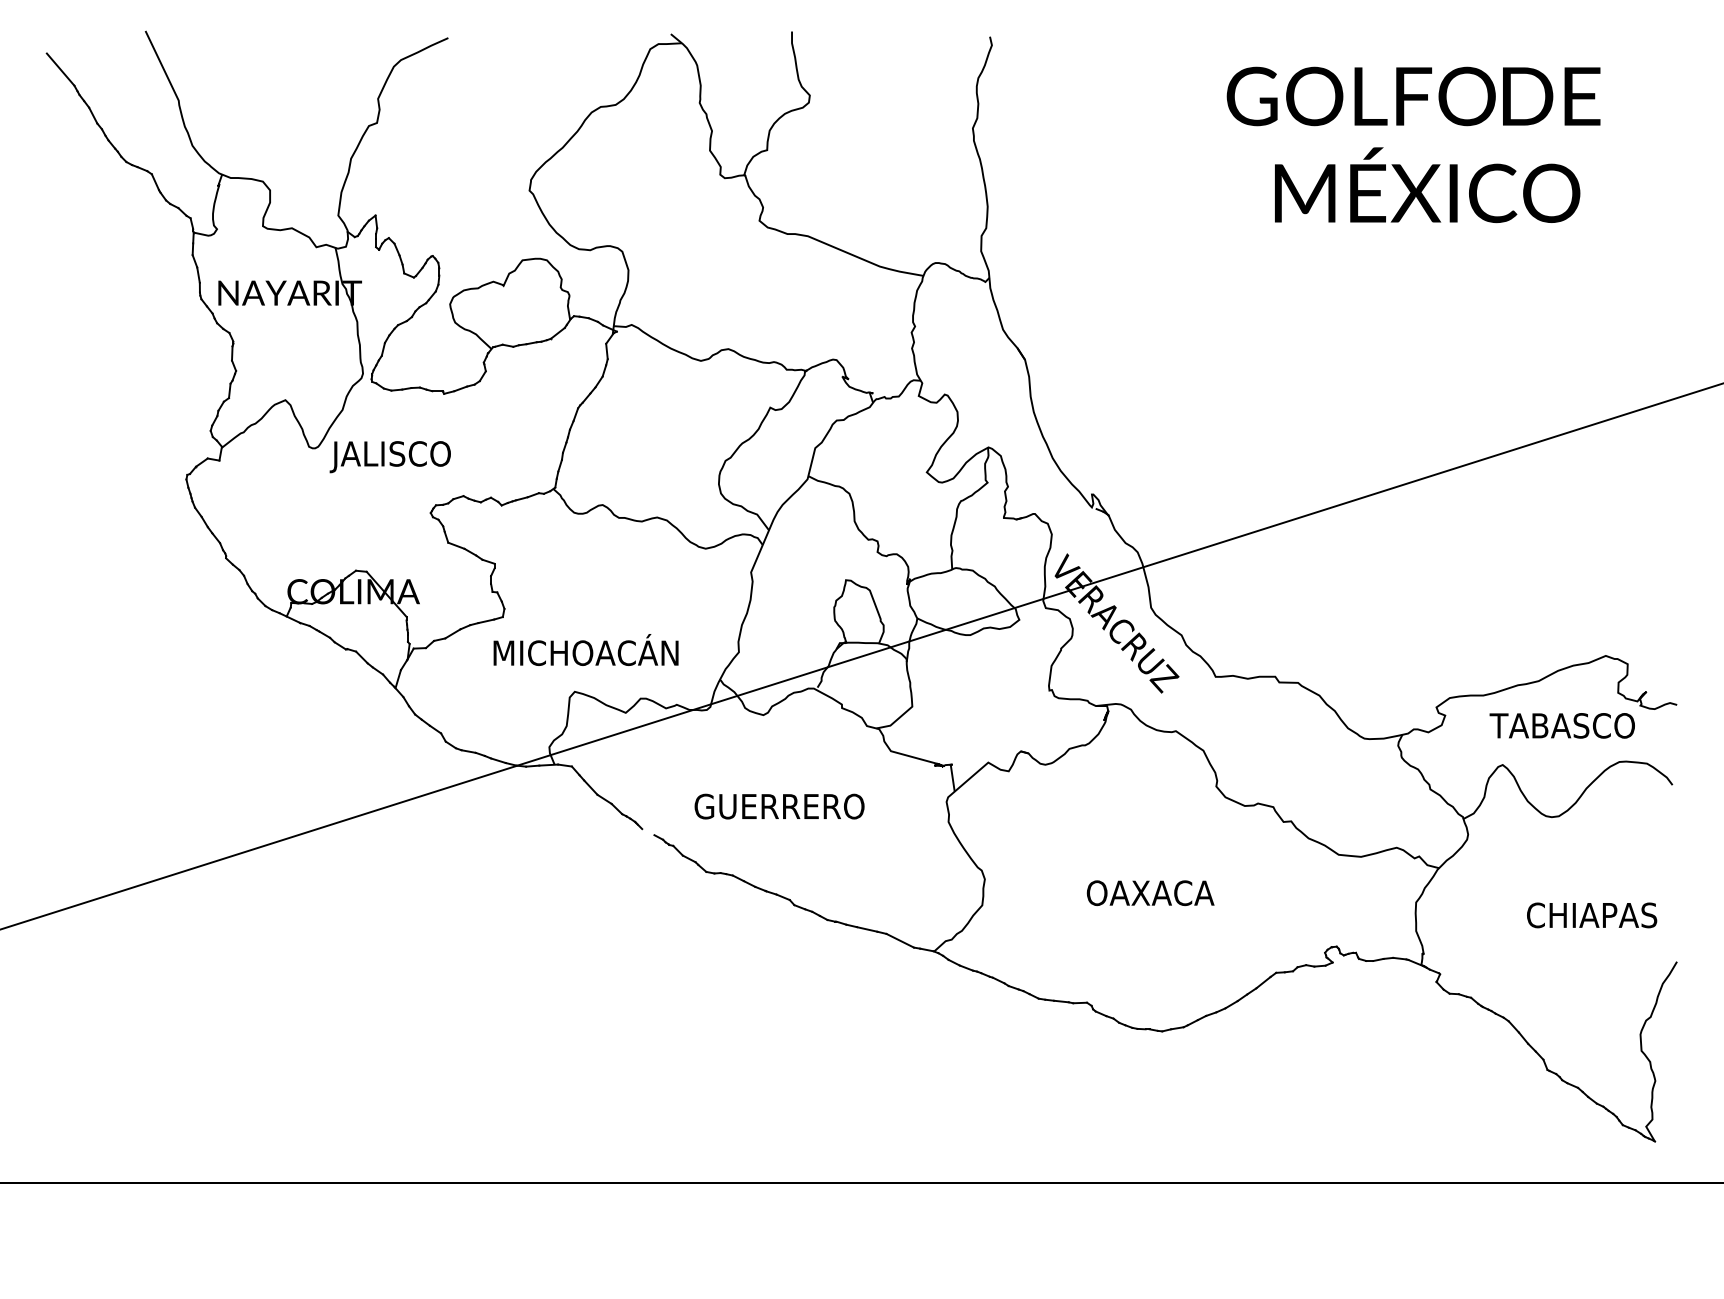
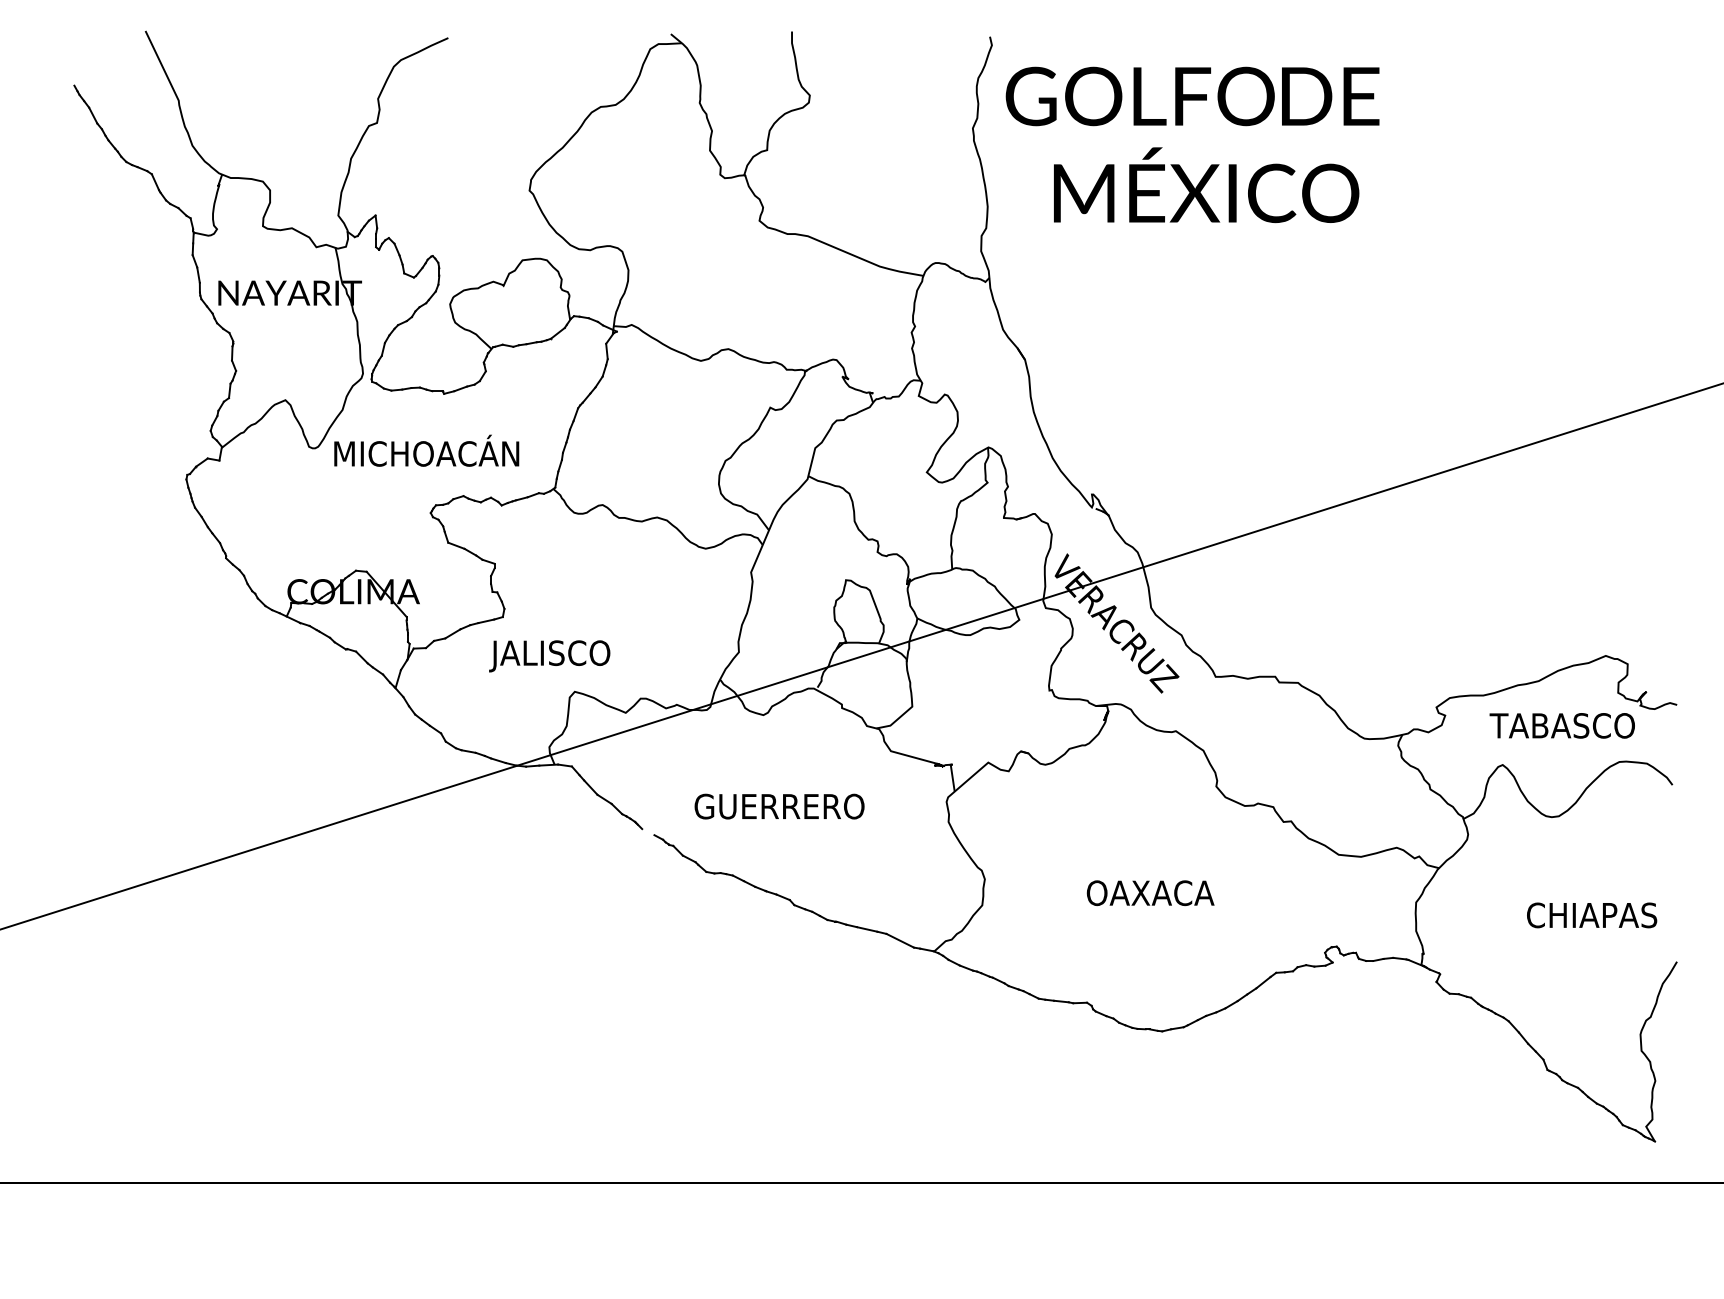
line: present -> none (60, 69)
text position: (1413, 144) -> (1192, 144) (1192, 144)
text: JALISCO -> MICHOACÁN (424, 453)
text: MICHOACÁN -> JALISCO (583, 653)
